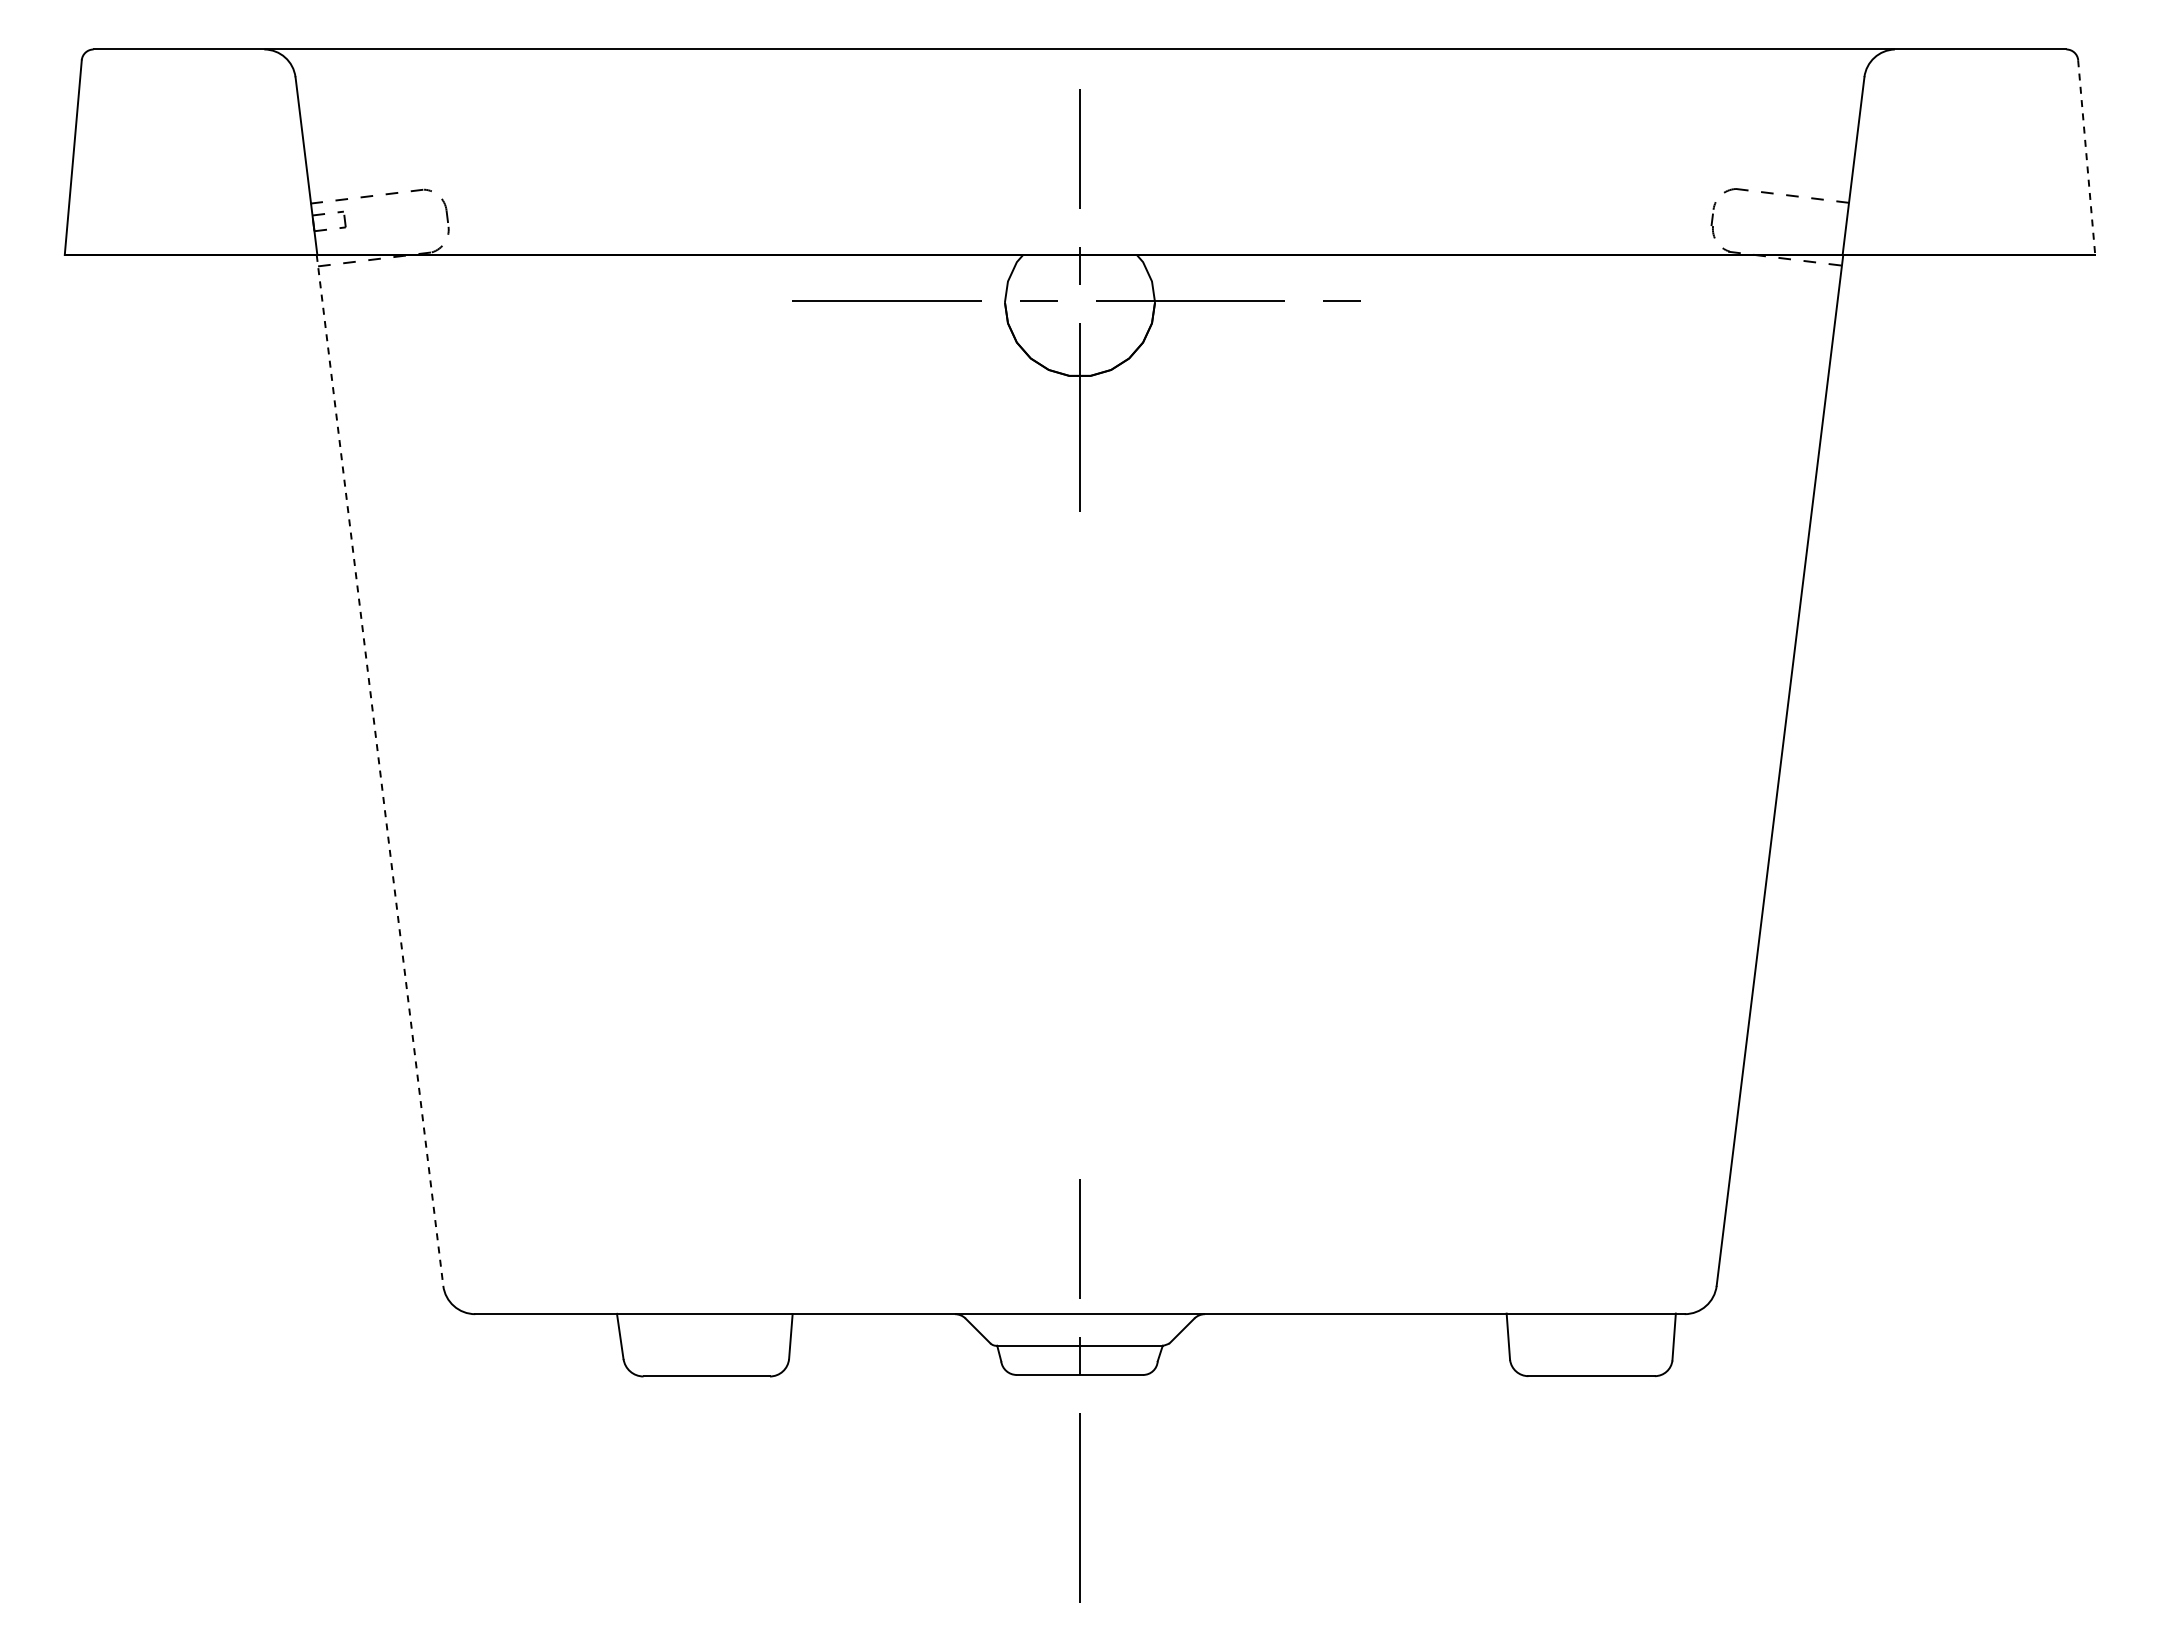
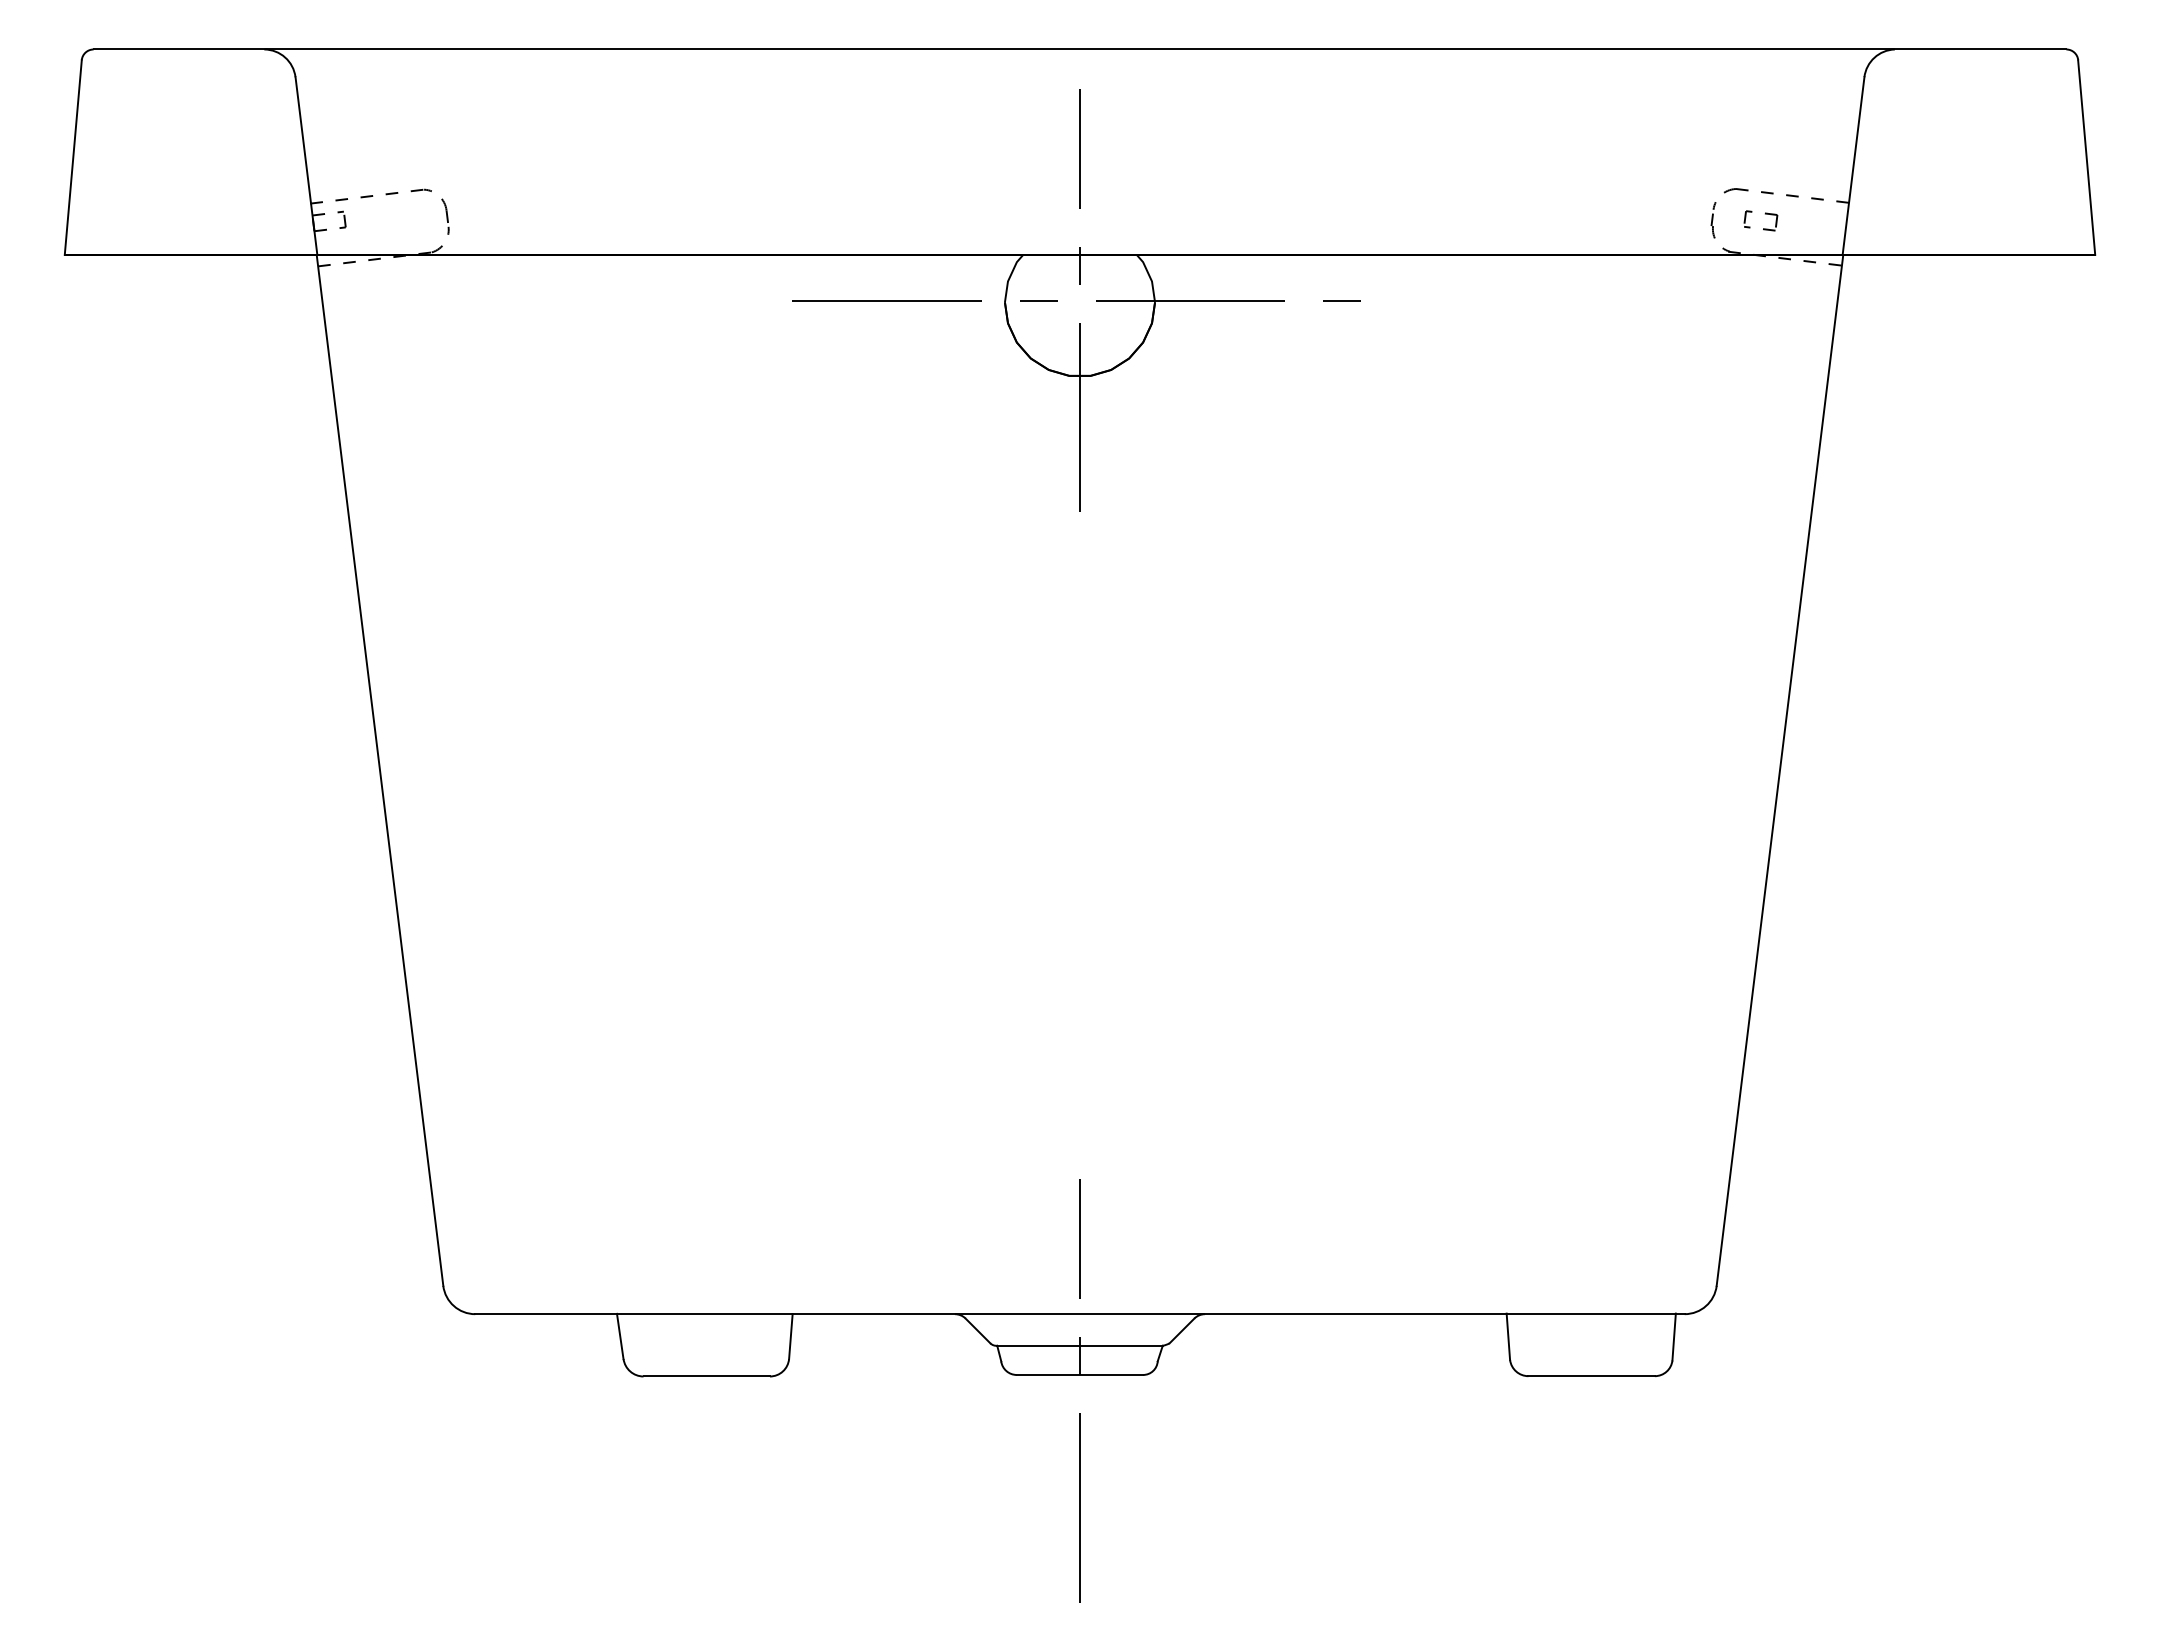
line: dashed -> solid (2086, 157)
part: none -> present (1765, 214)
line: dashed -> solid (380, 770)
